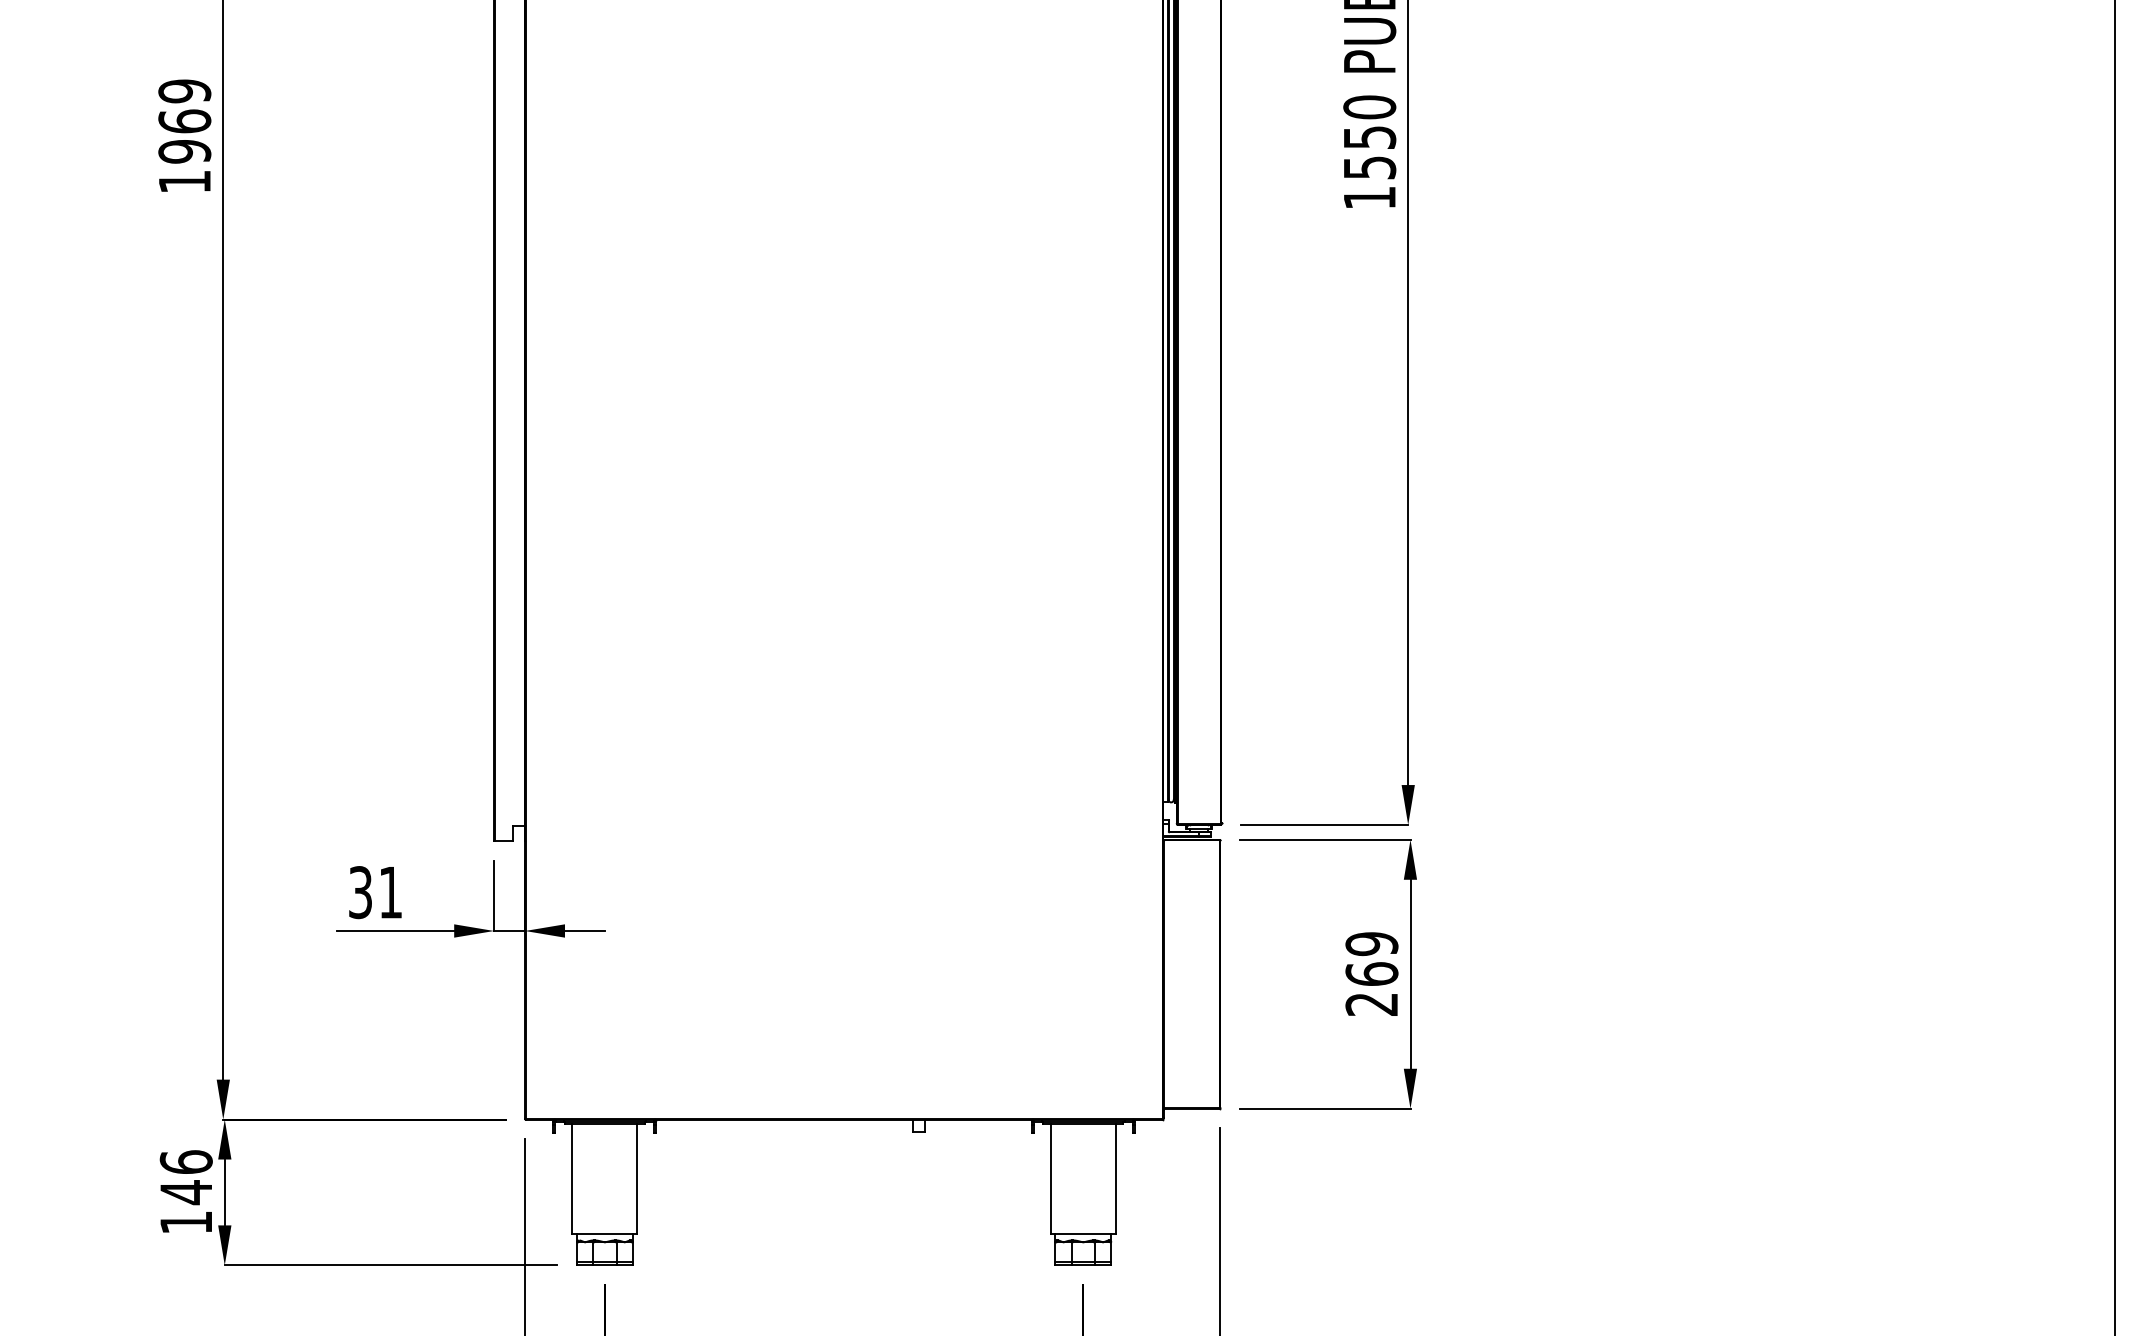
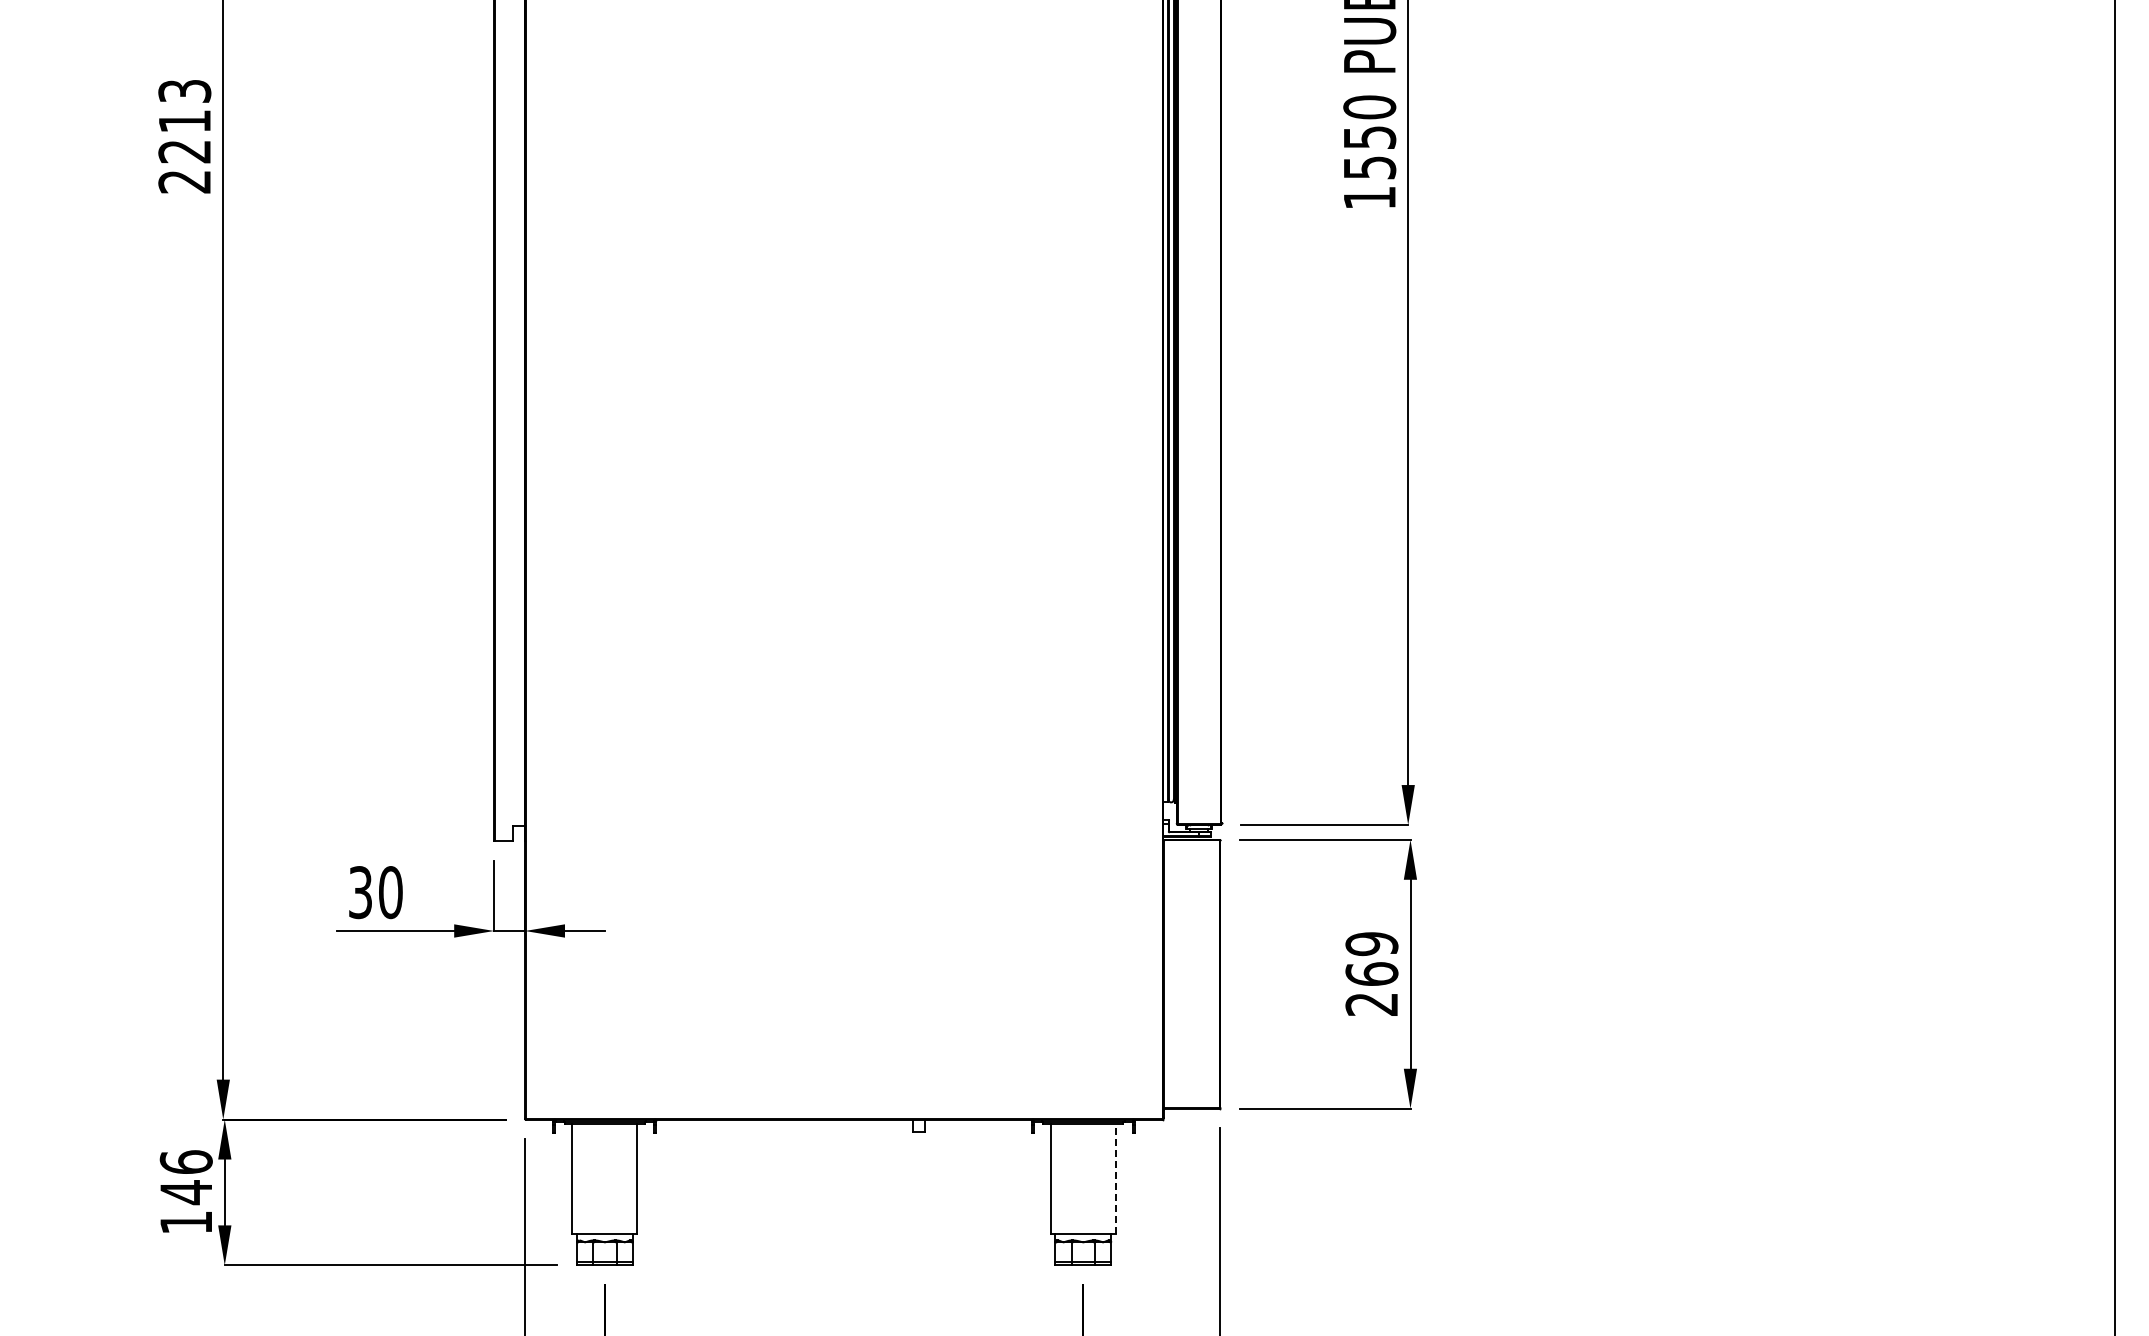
text: 1969 -> 2213 (184, 136)
text: 31 -> 30 (390, 892)
line: solid -> dashed (1115, 1178)
